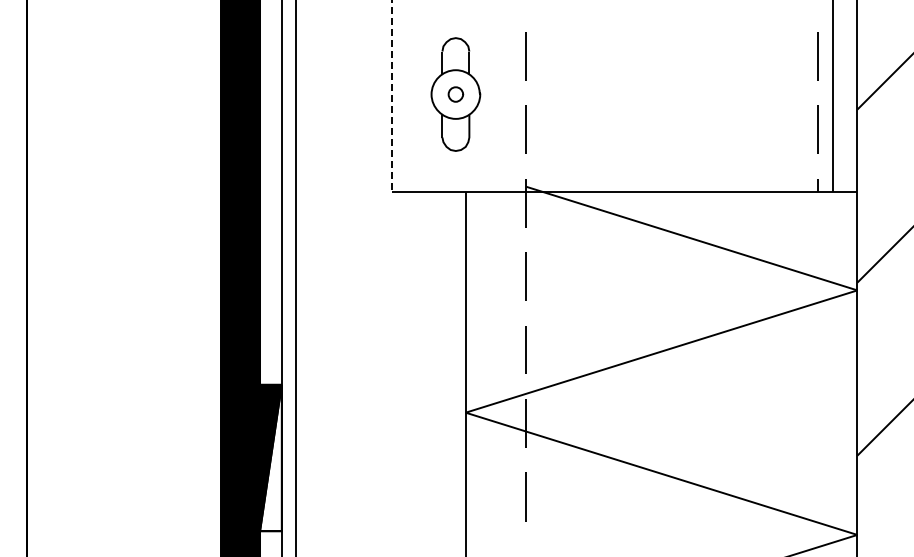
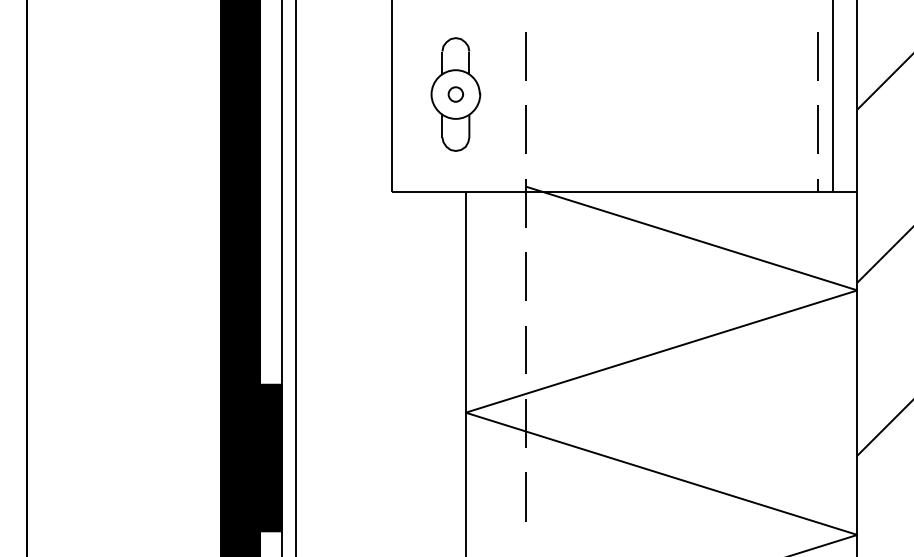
line: dashed -> solid (392, 96)
fill: none -> present (270, 457)
